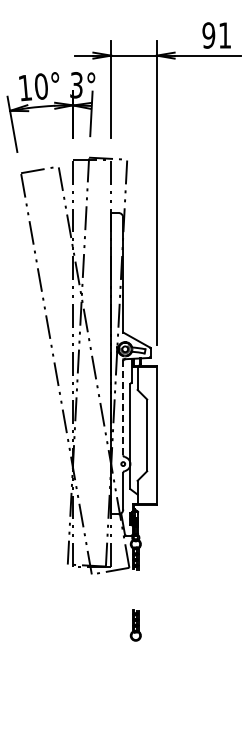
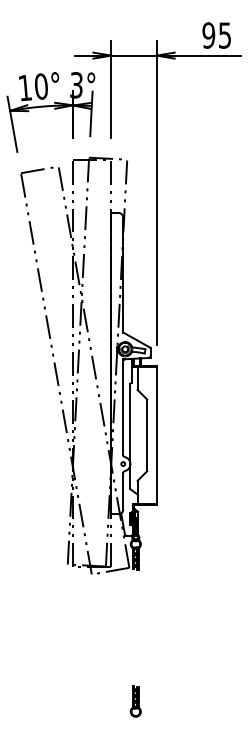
text: 91 -> 95 (224, 35)
line: dashed -> solid (123, 407)
part position: (135, 625) -> (135, 701) (135, 701)
